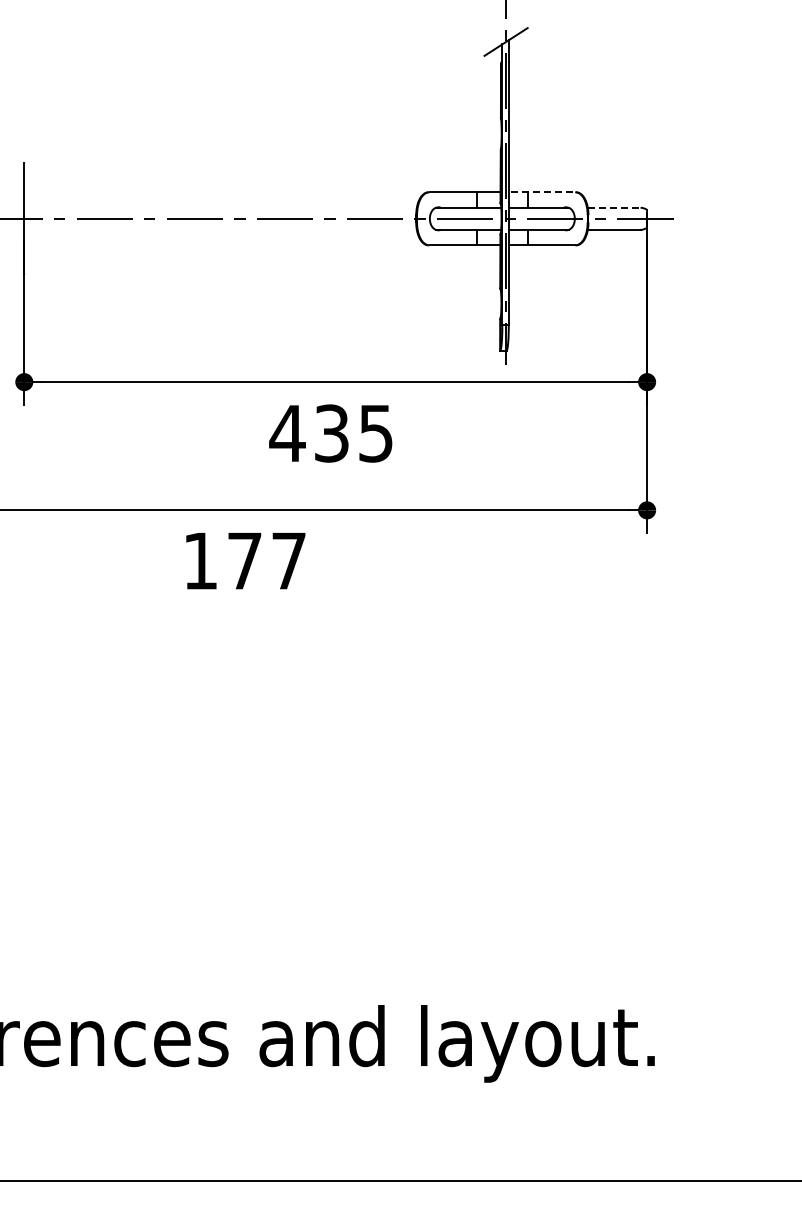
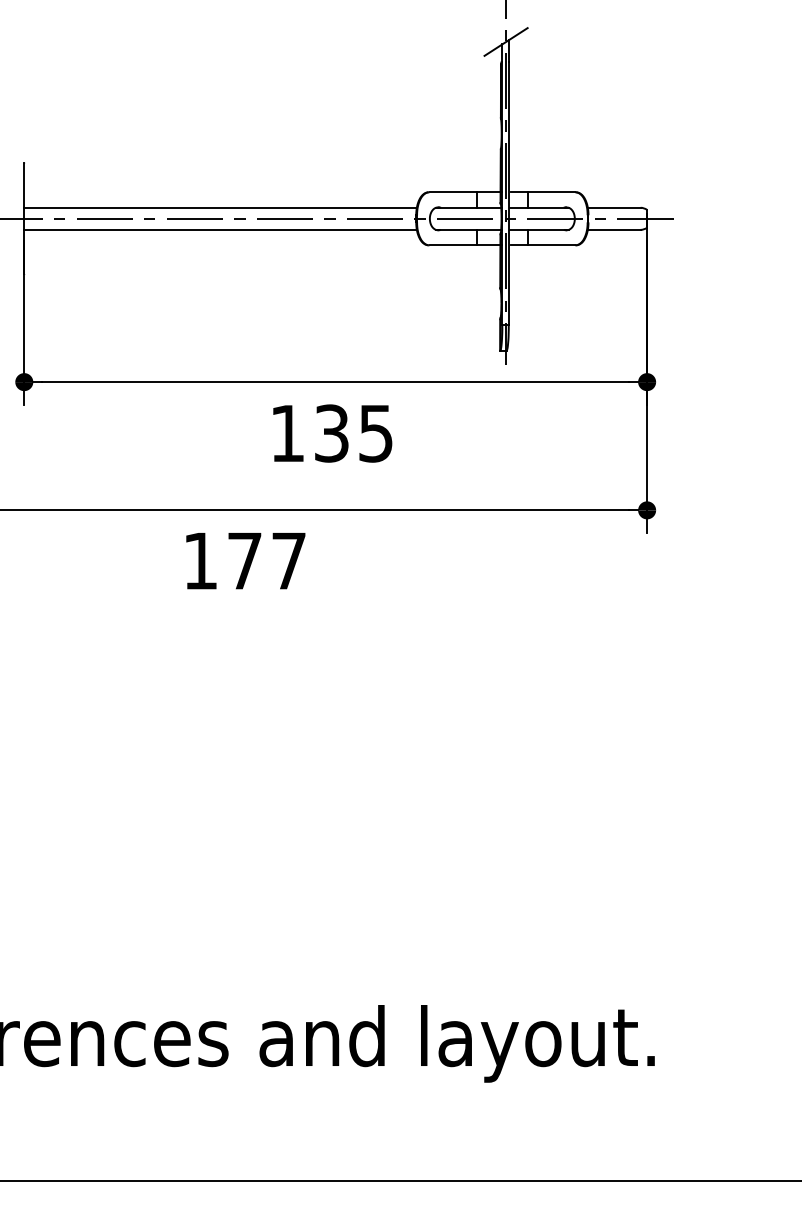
line: dashed -> solid (543, 192)
line: none -> present (220, 207)
line: dashed -> solid (614, 207)
line: none -> present (220, 229)
text: 435 -> 135 (287, 433)
